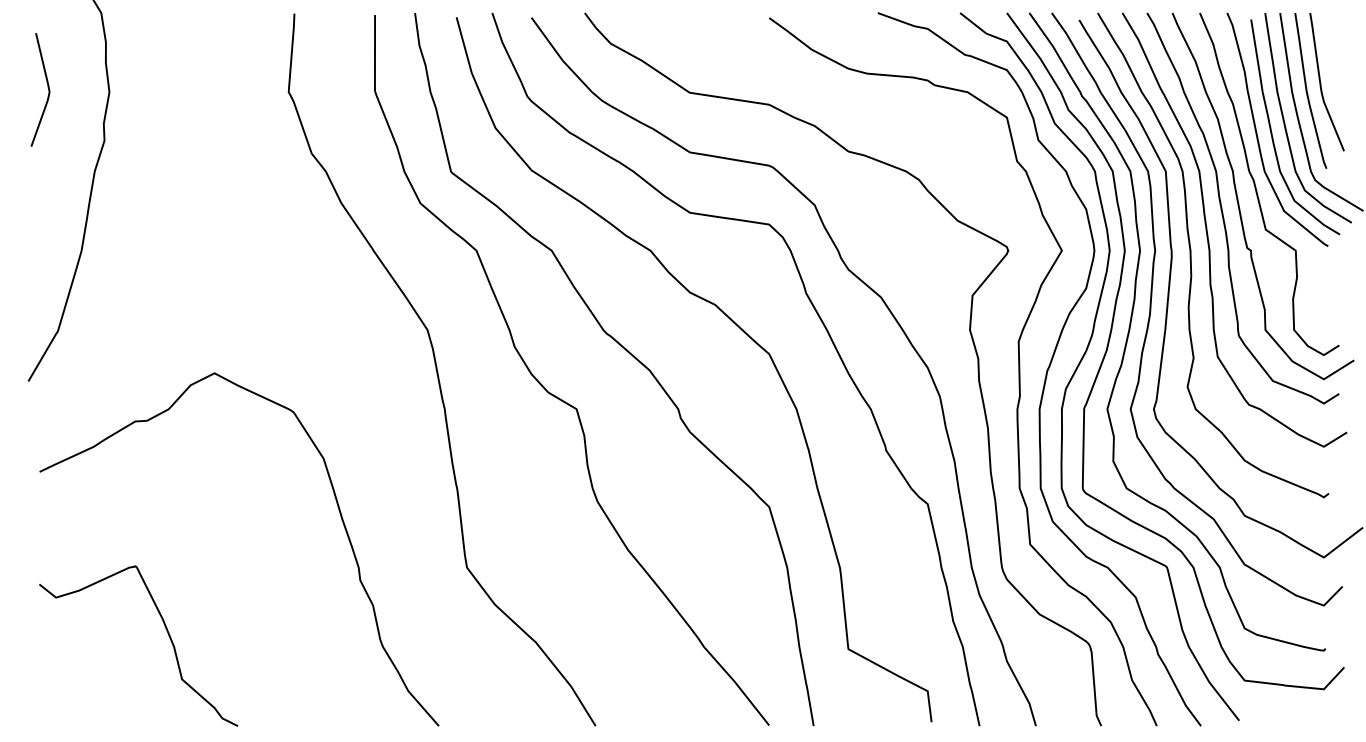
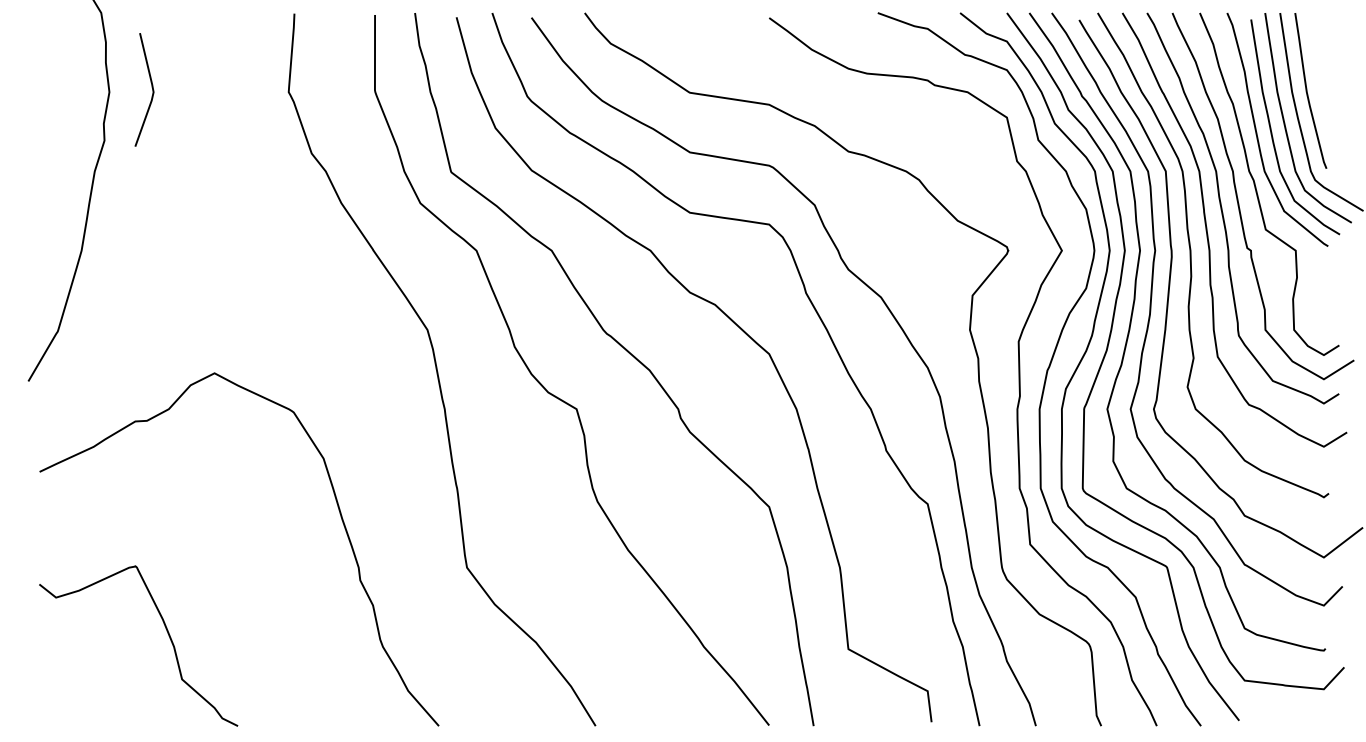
curve: present -> none (1321, 82)
line position: (47, 87) -> (151, 87) (151, 87)
